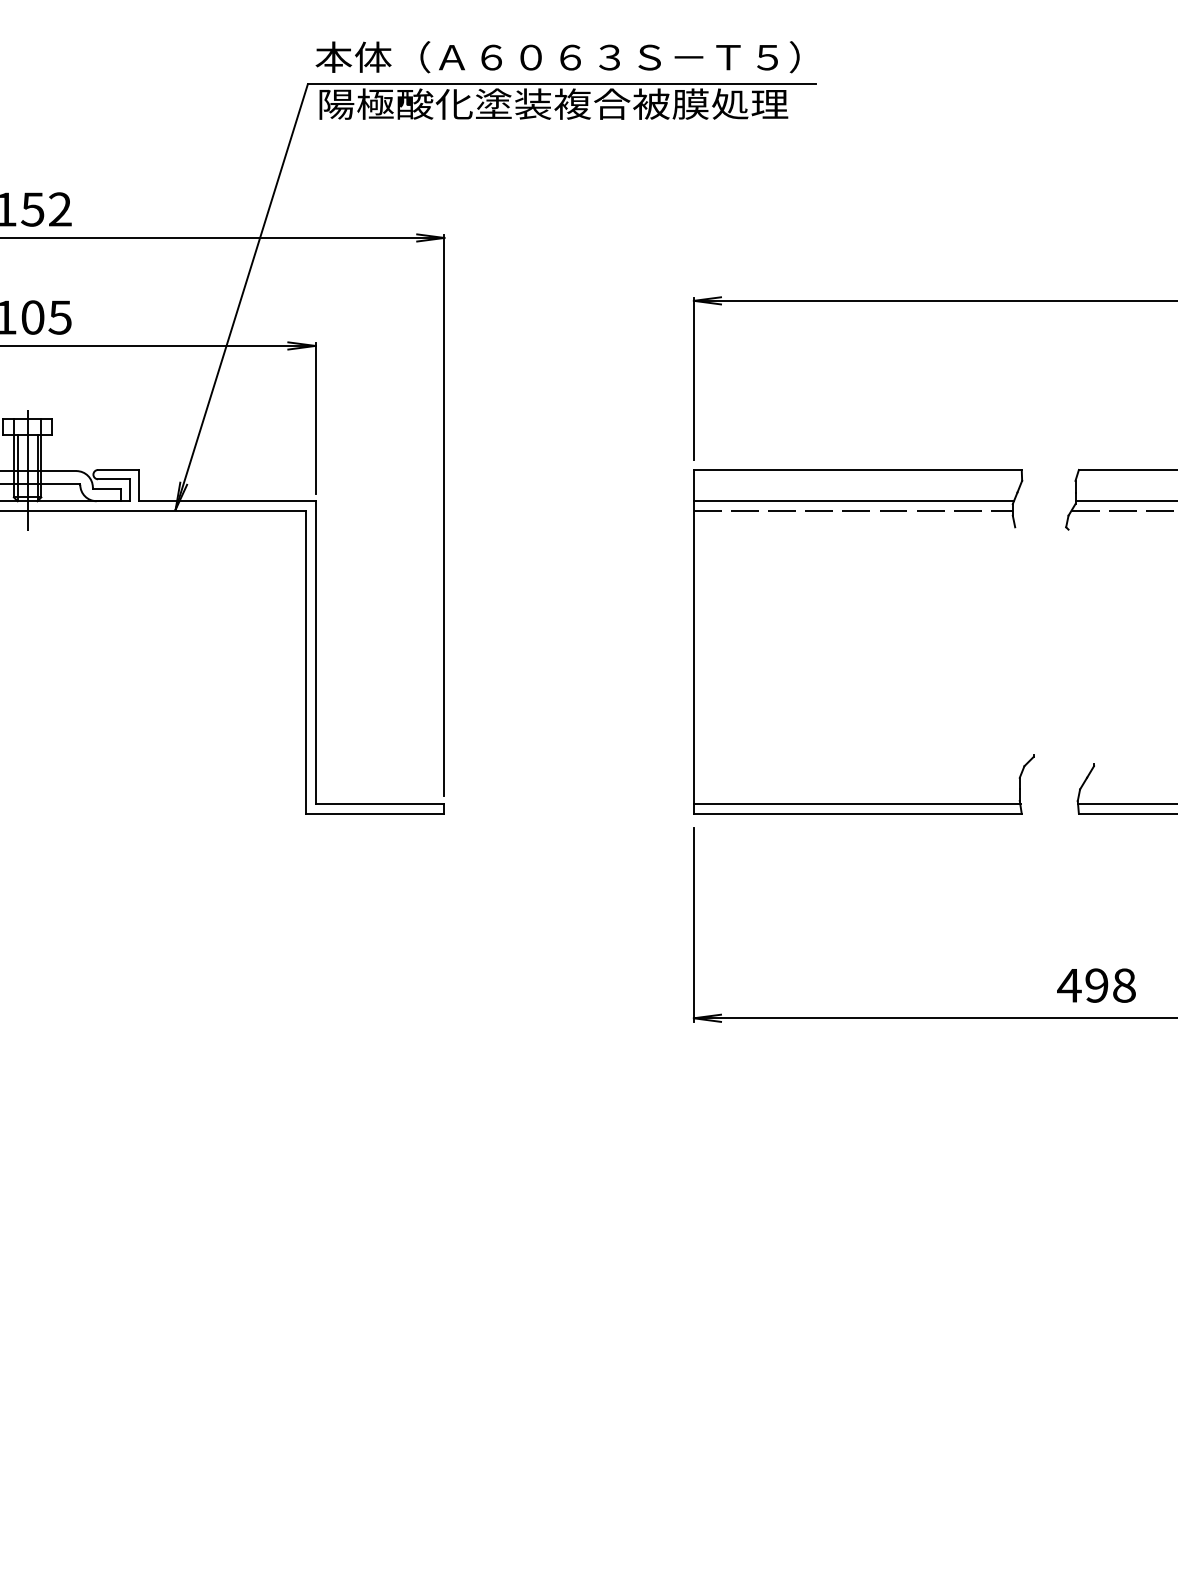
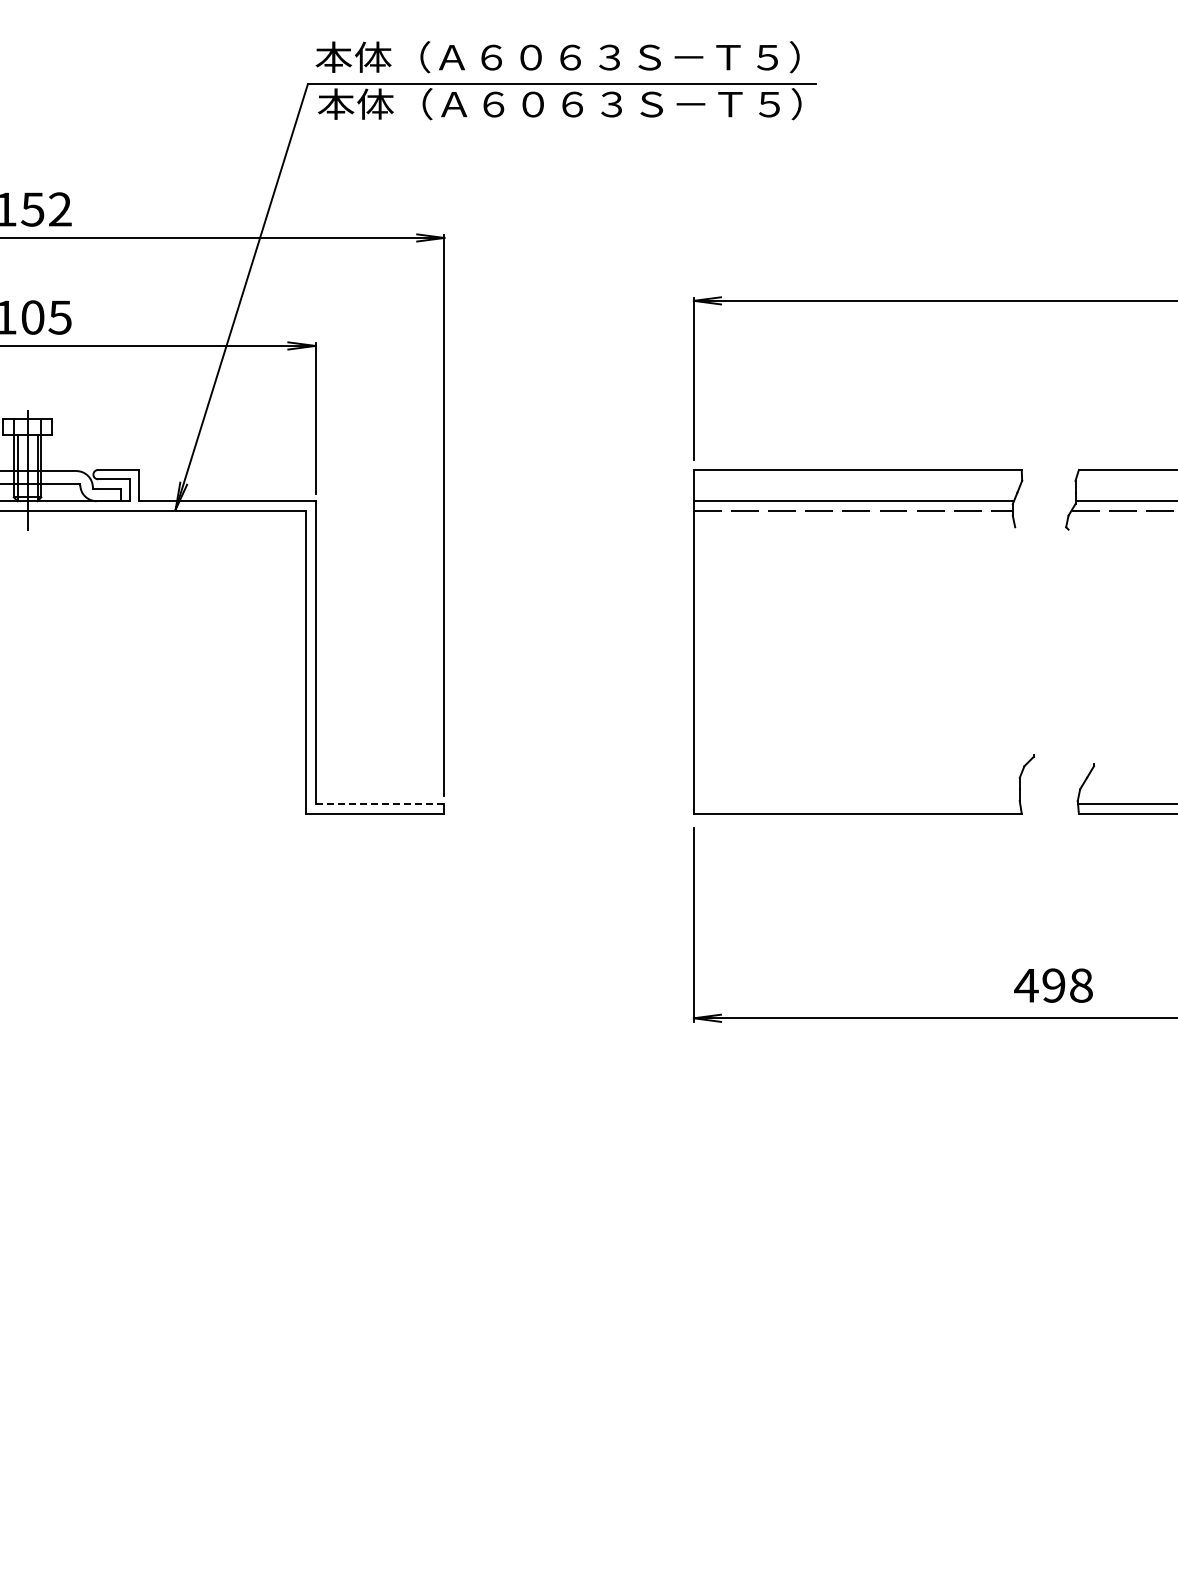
text: 陽極酸化塗装複合被膜処理 -> 本体（Ａ６０６３Ｓ－Ｔ５） (559, 104)
line: solid -> dashed (380, 804)
line: present -> none (856, 804)
text position: (1096, 985) -> (1053, 985) (1053, 985)
